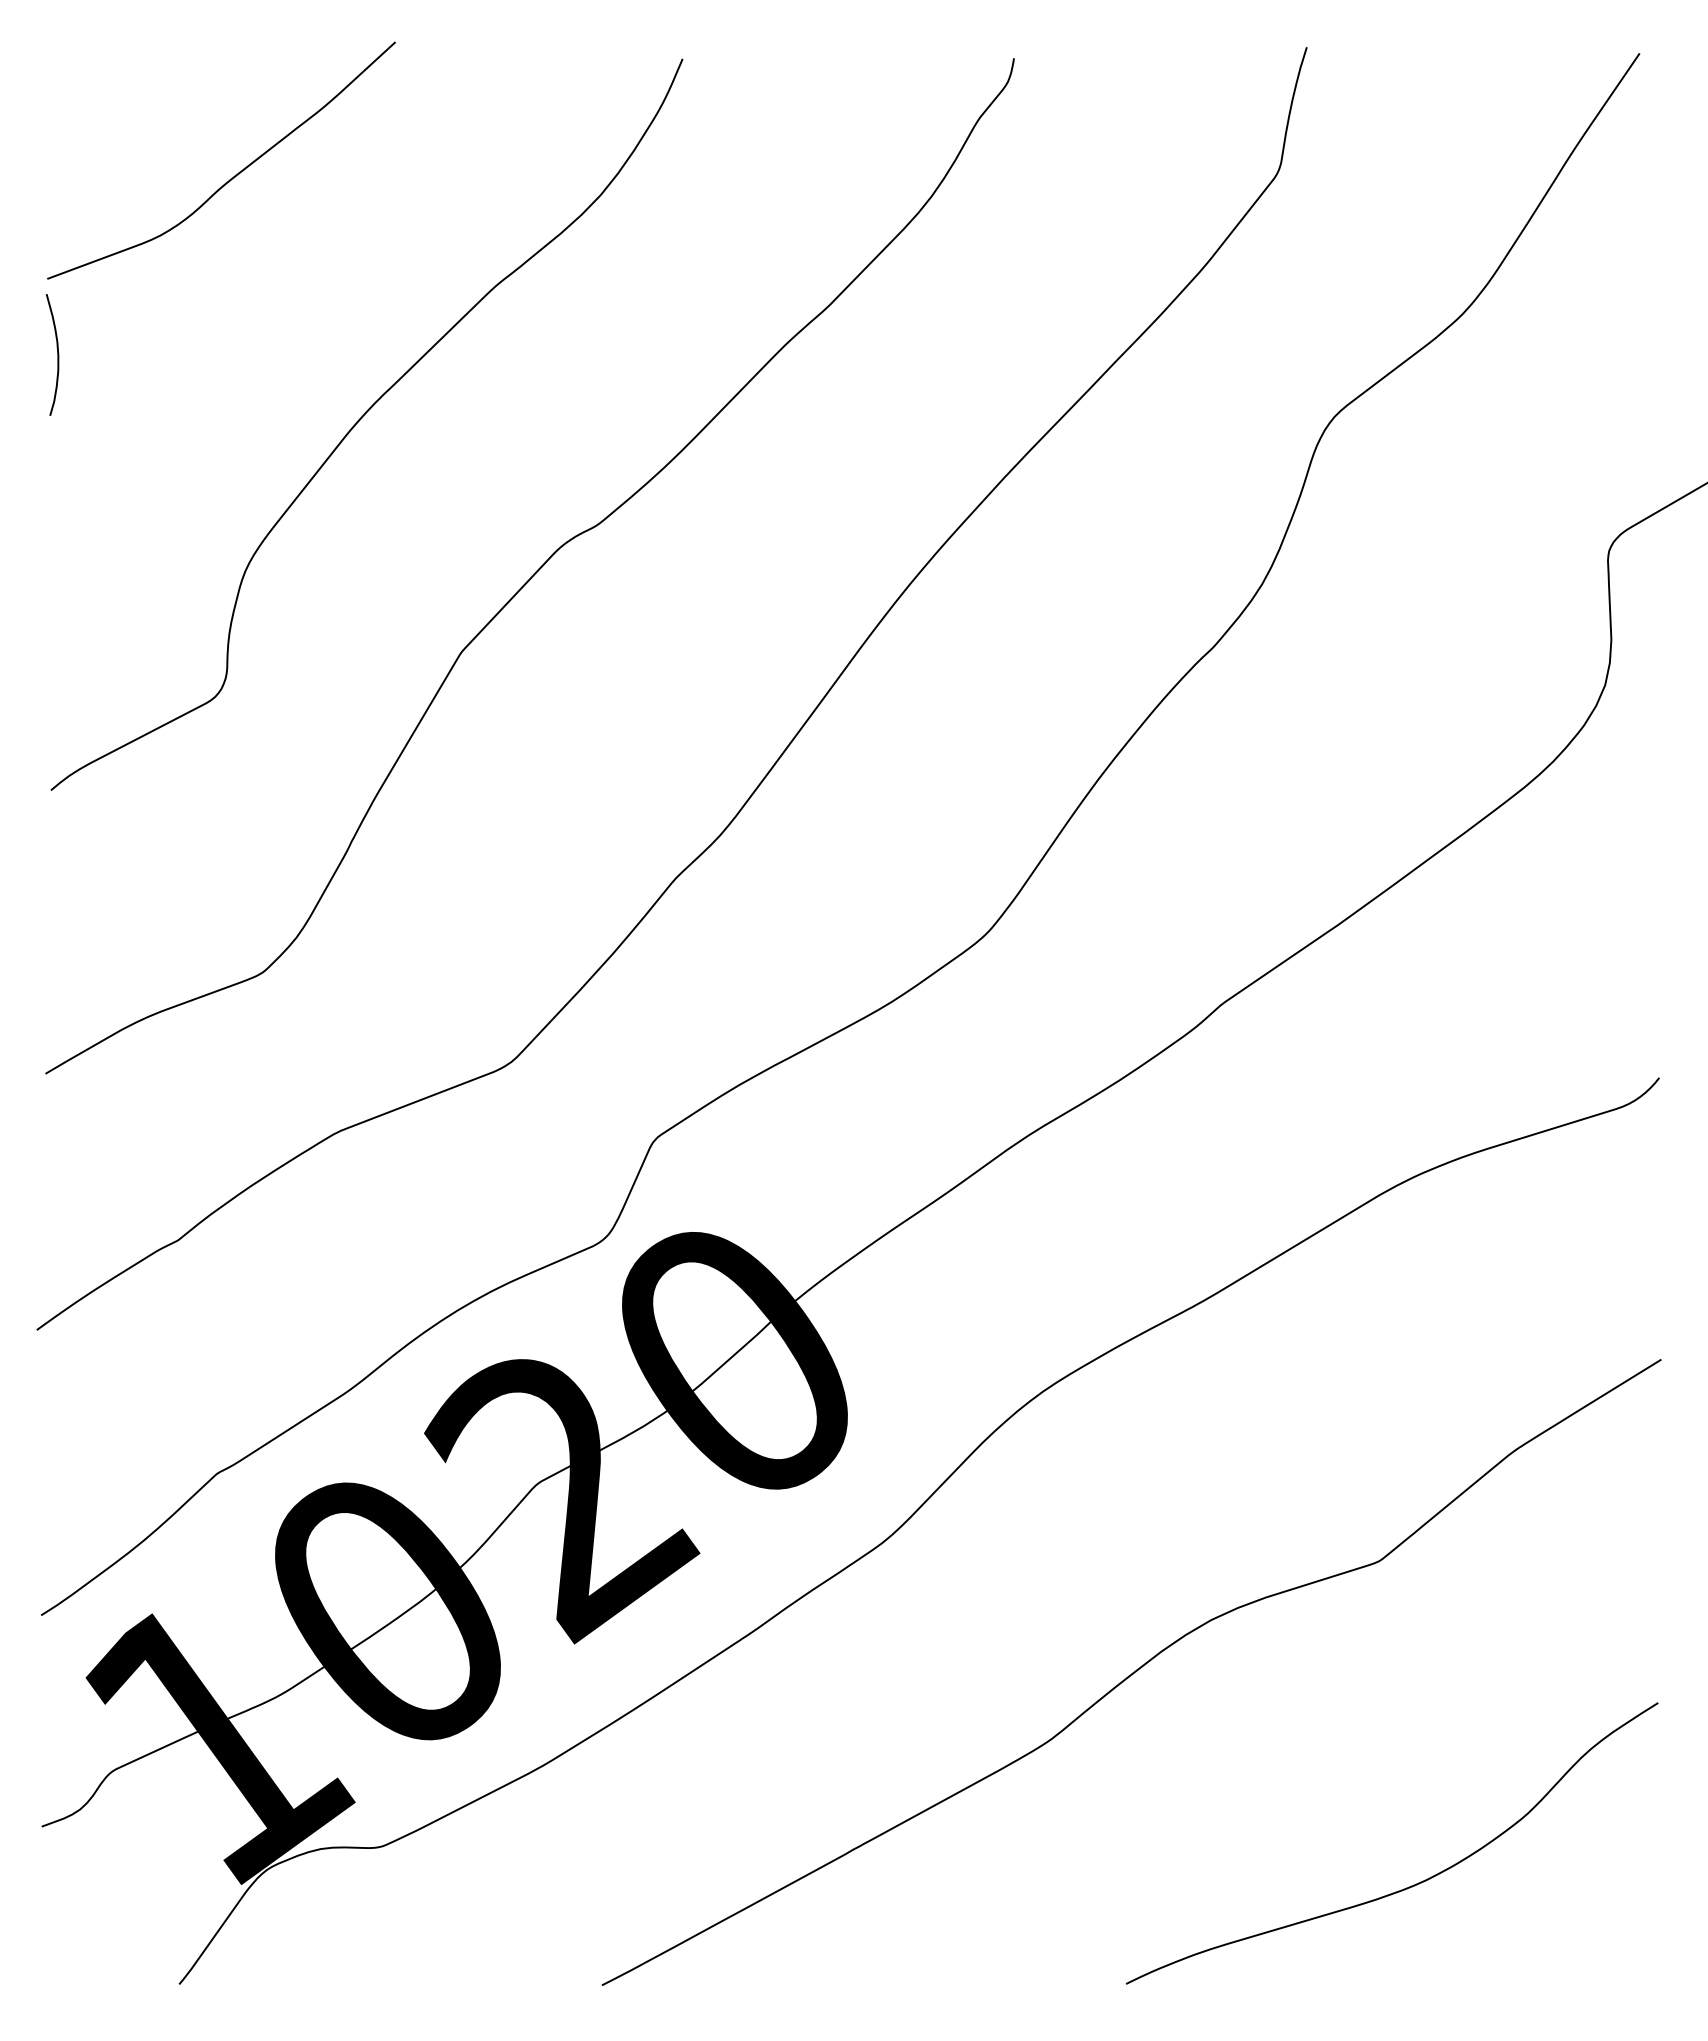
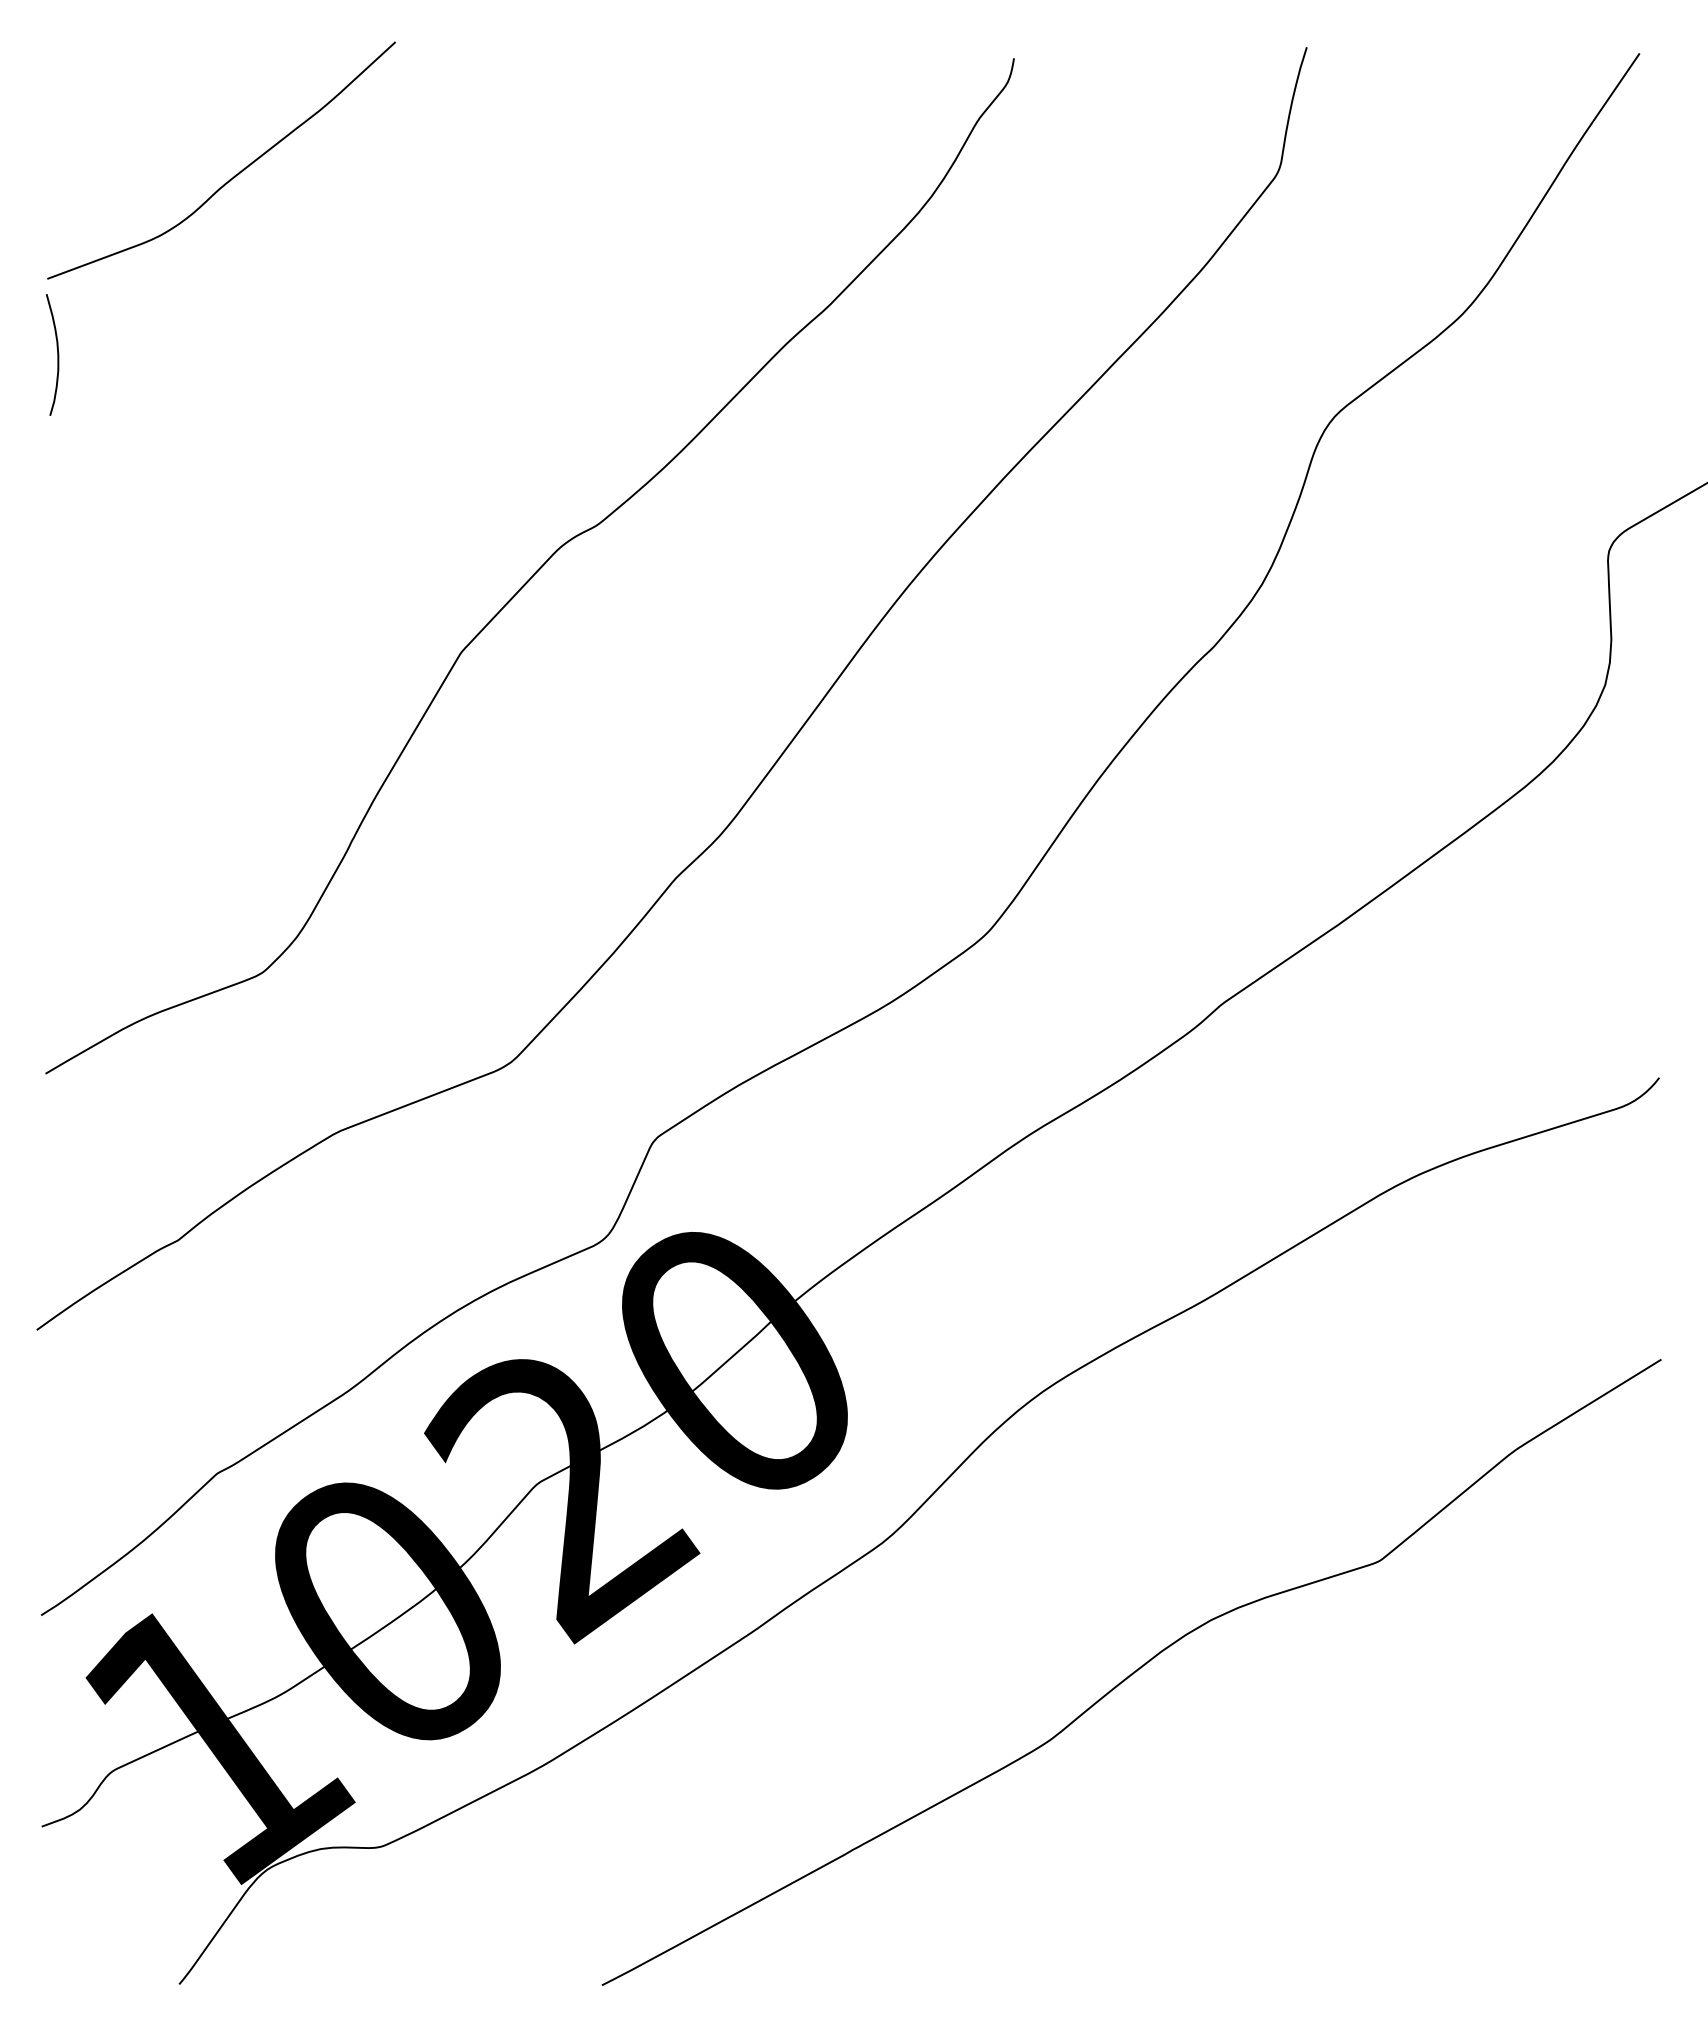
curve: present -> none (361, 419)
curve: present -> none (1408, 1886)
